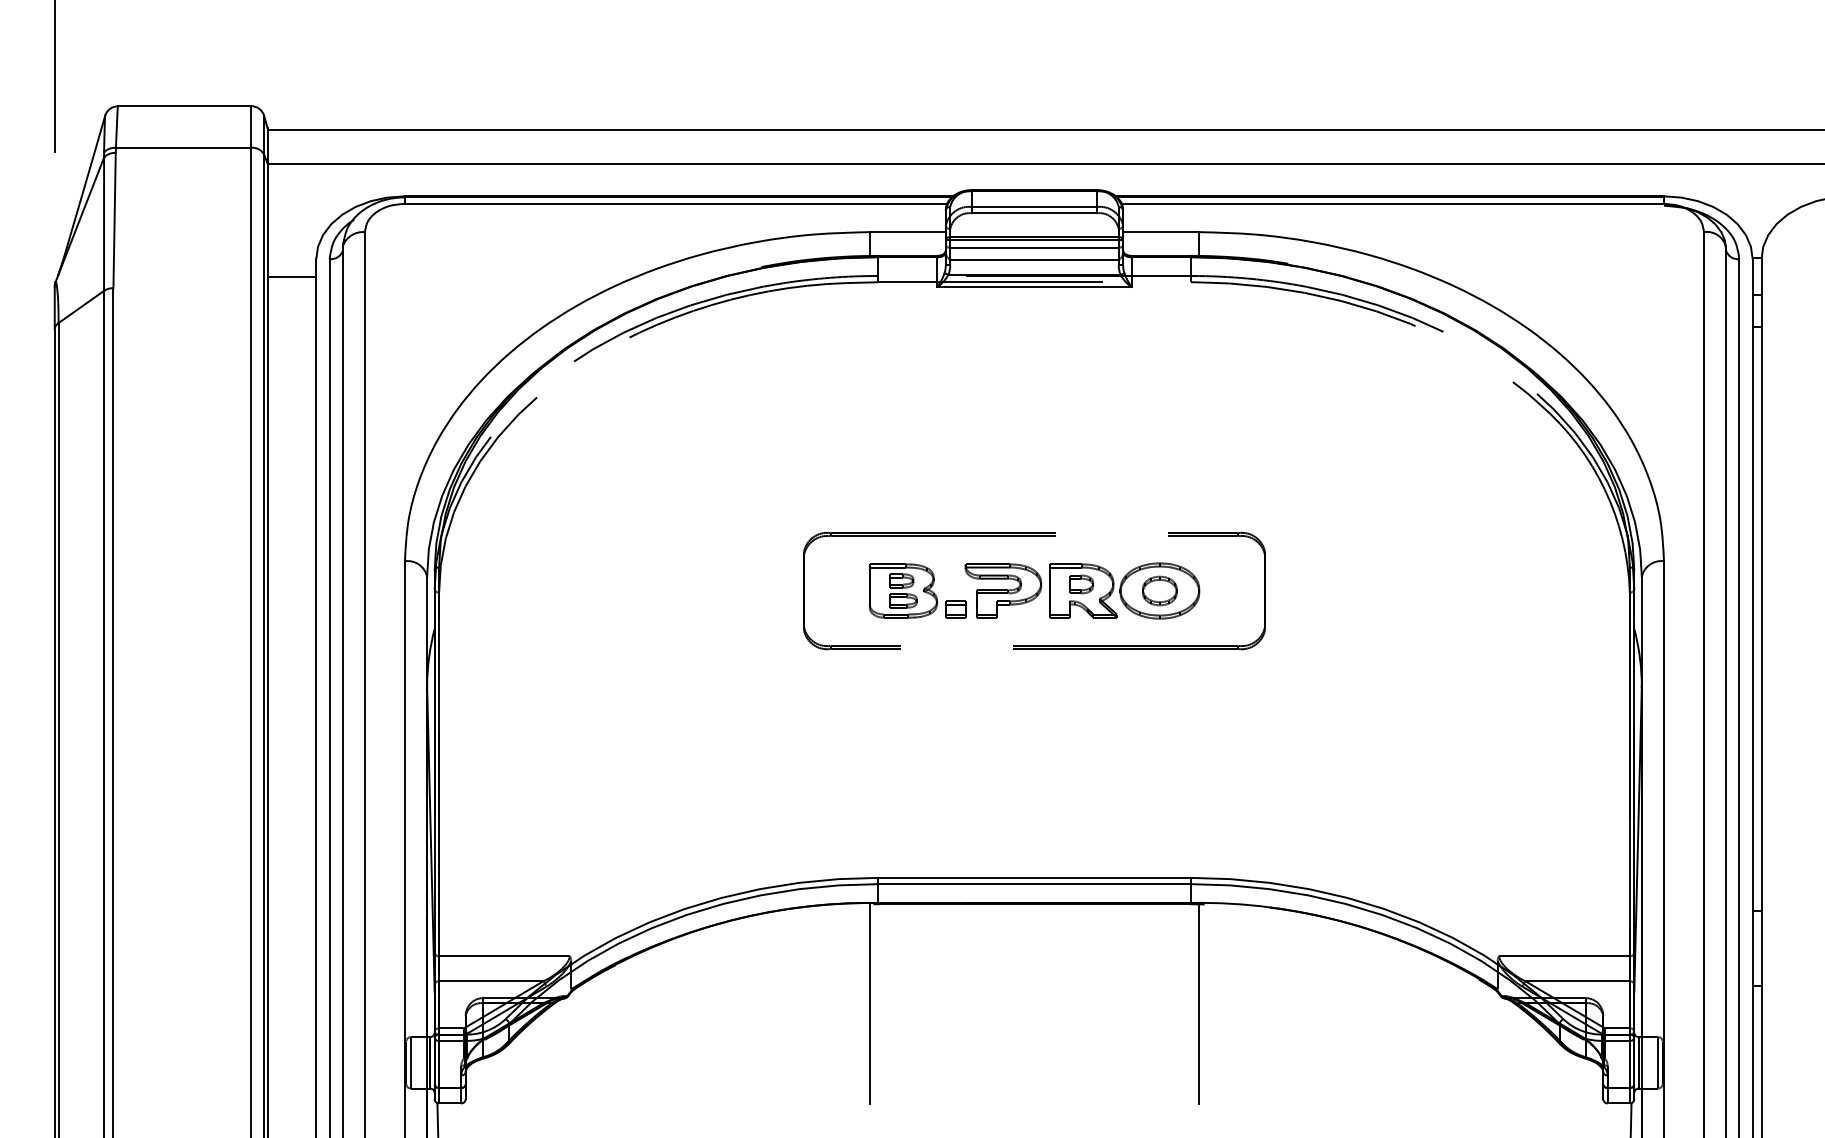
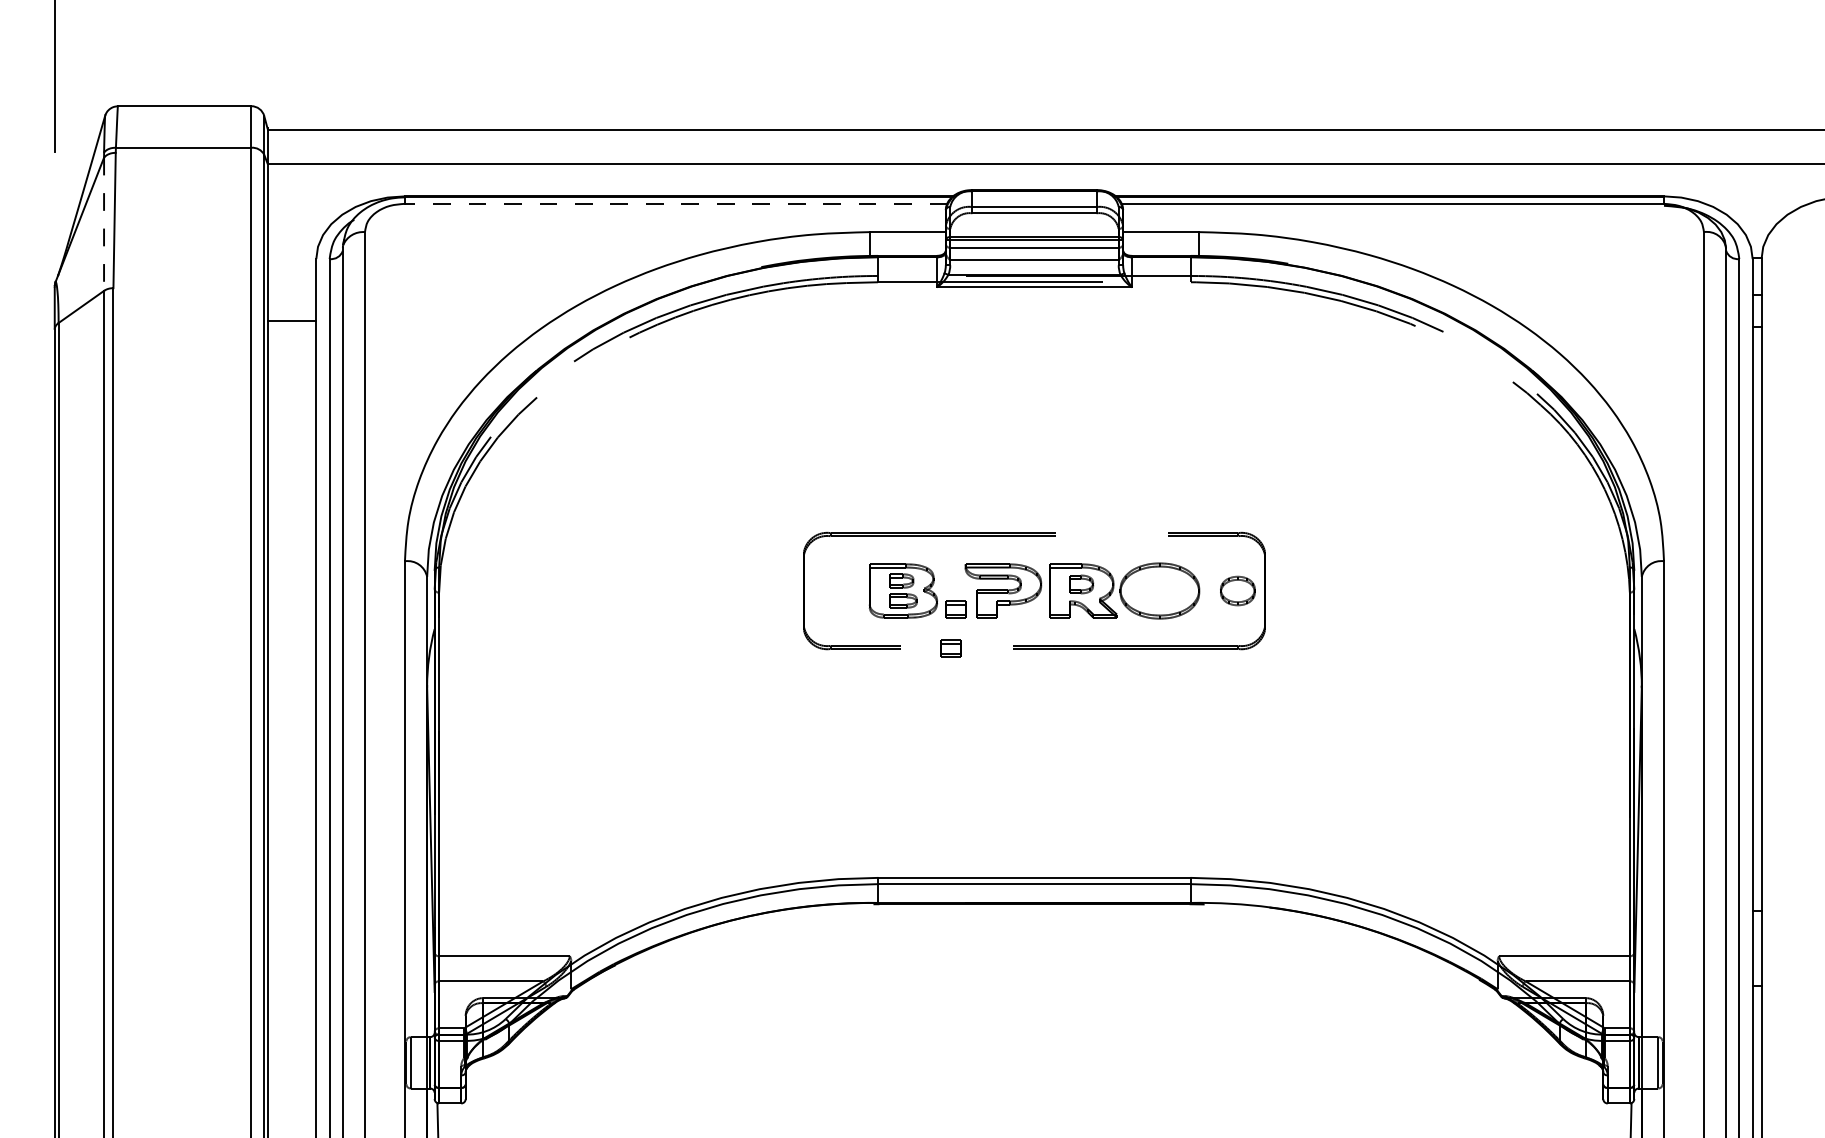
line: solid -> dashed (675, 203)
line: solid -> dashed (104, 224)
line position: (291, 276) -> (291, 320) (291, 320)
part position: (1159, 590) -> (1237, 590) (1237, 590)
part: none -> present (950, 648)
line: present -> none (870, 1003)
line: present -> none (1198, 1003)
